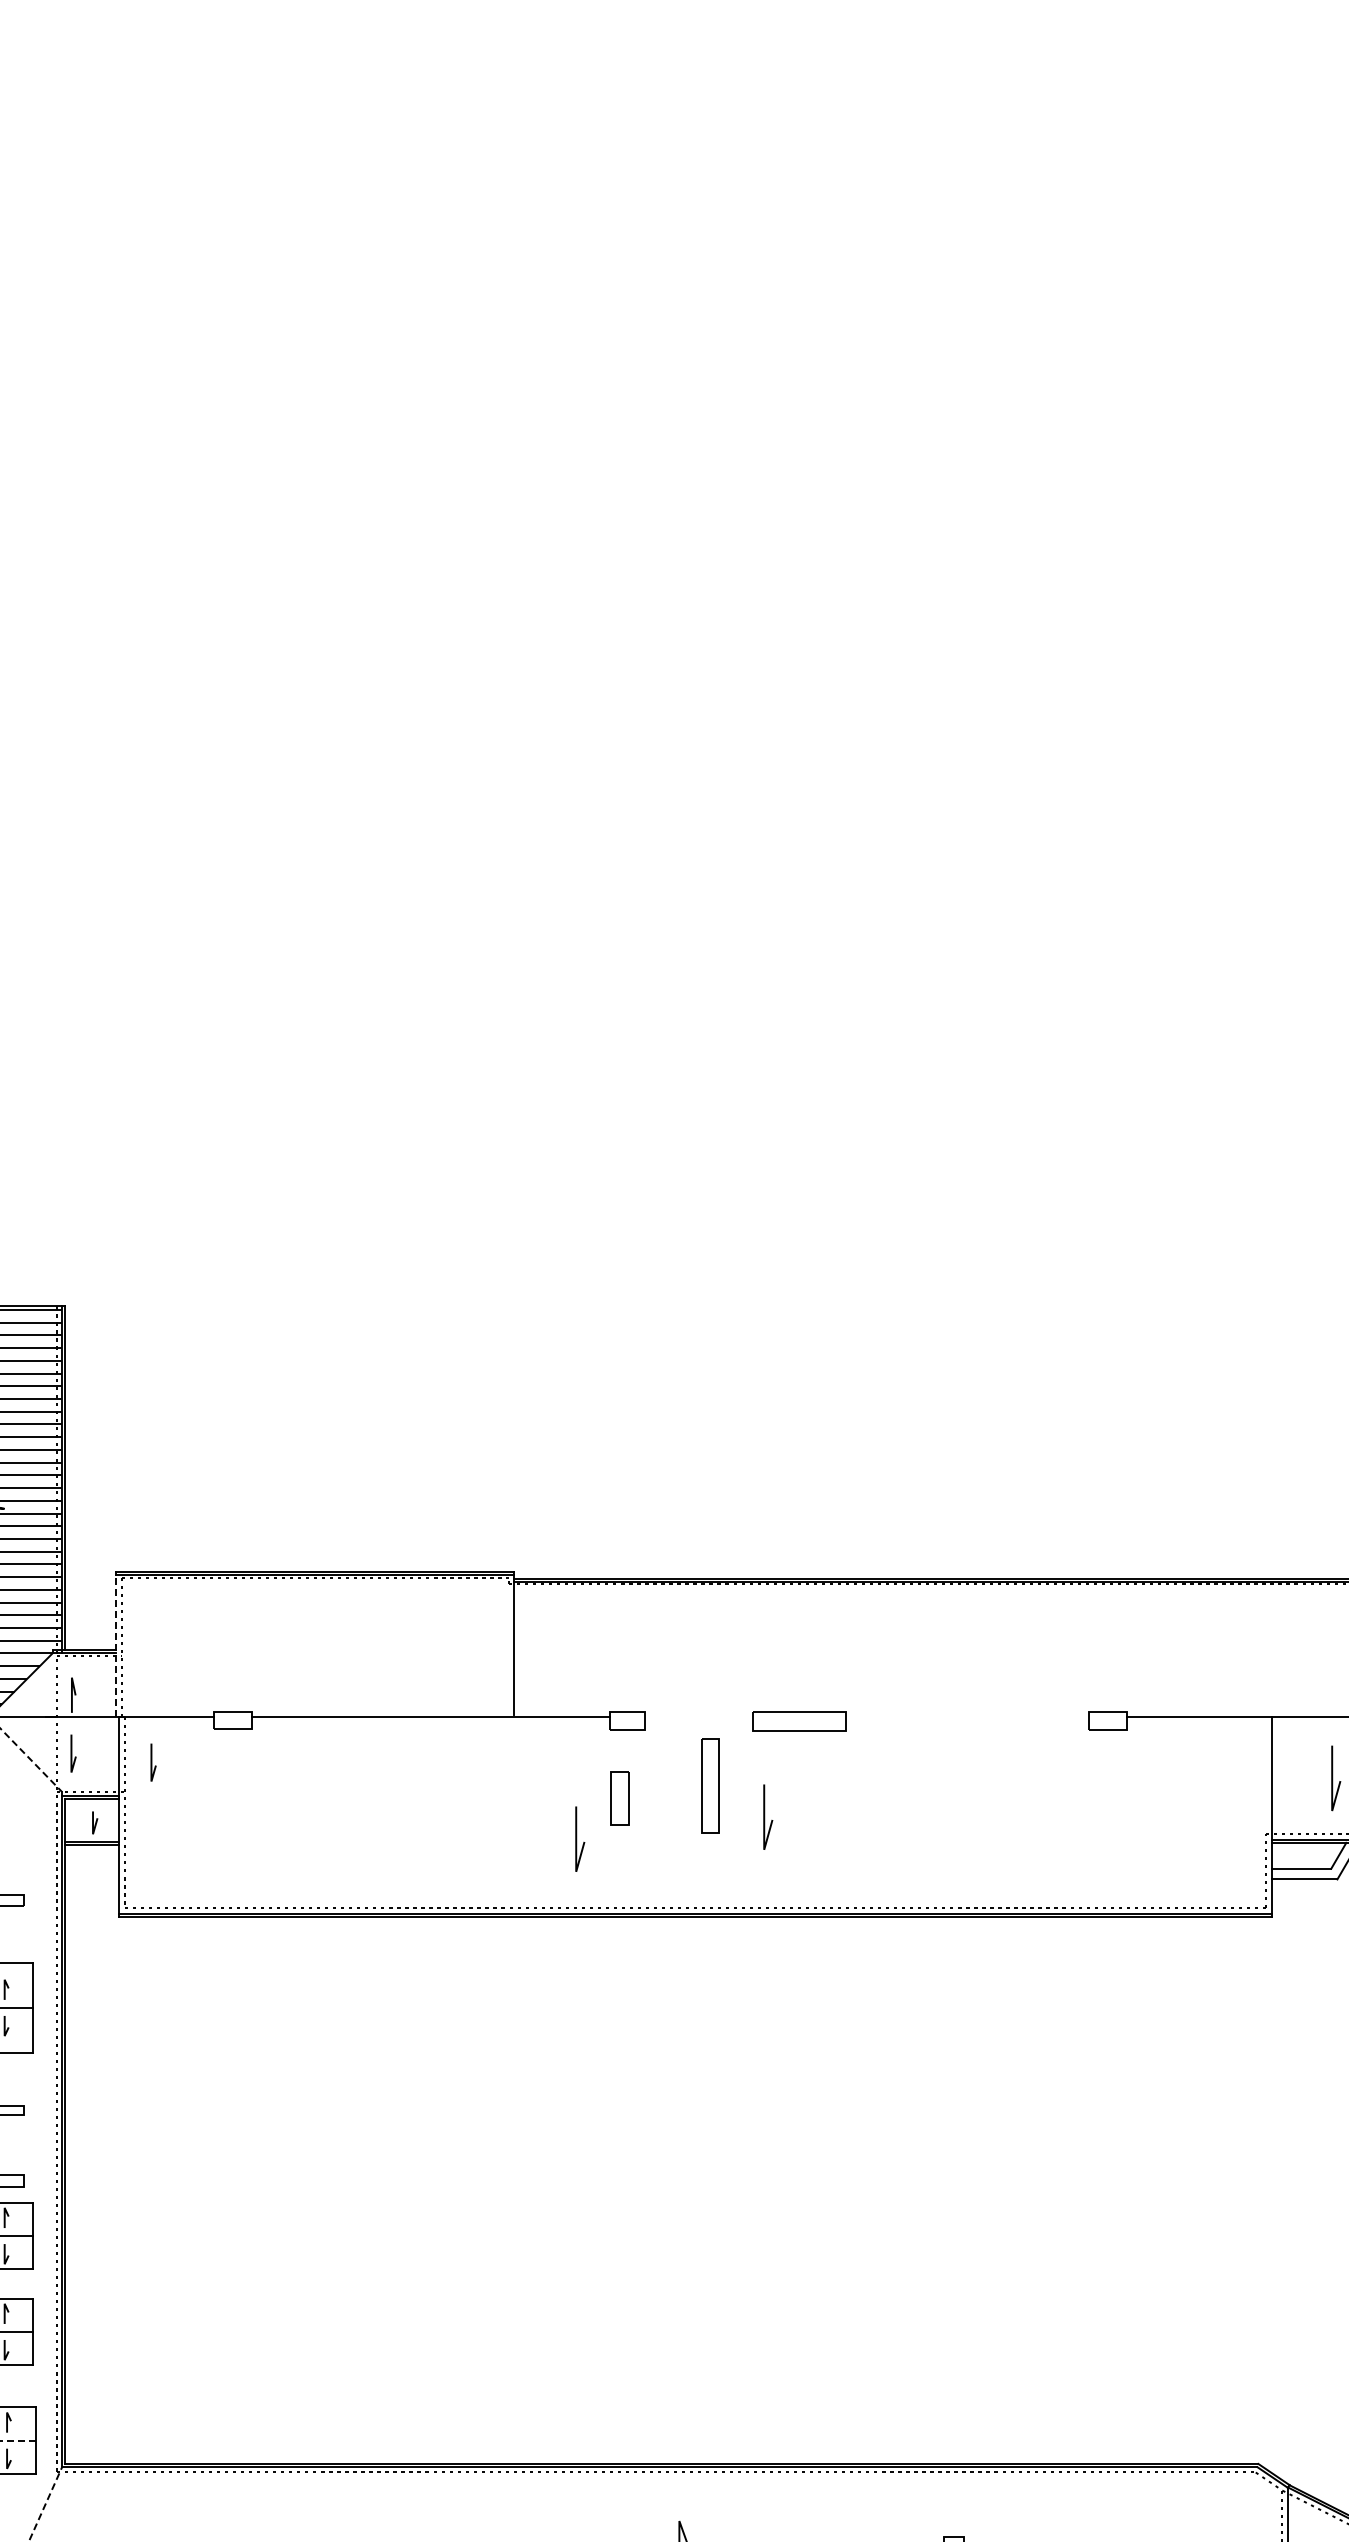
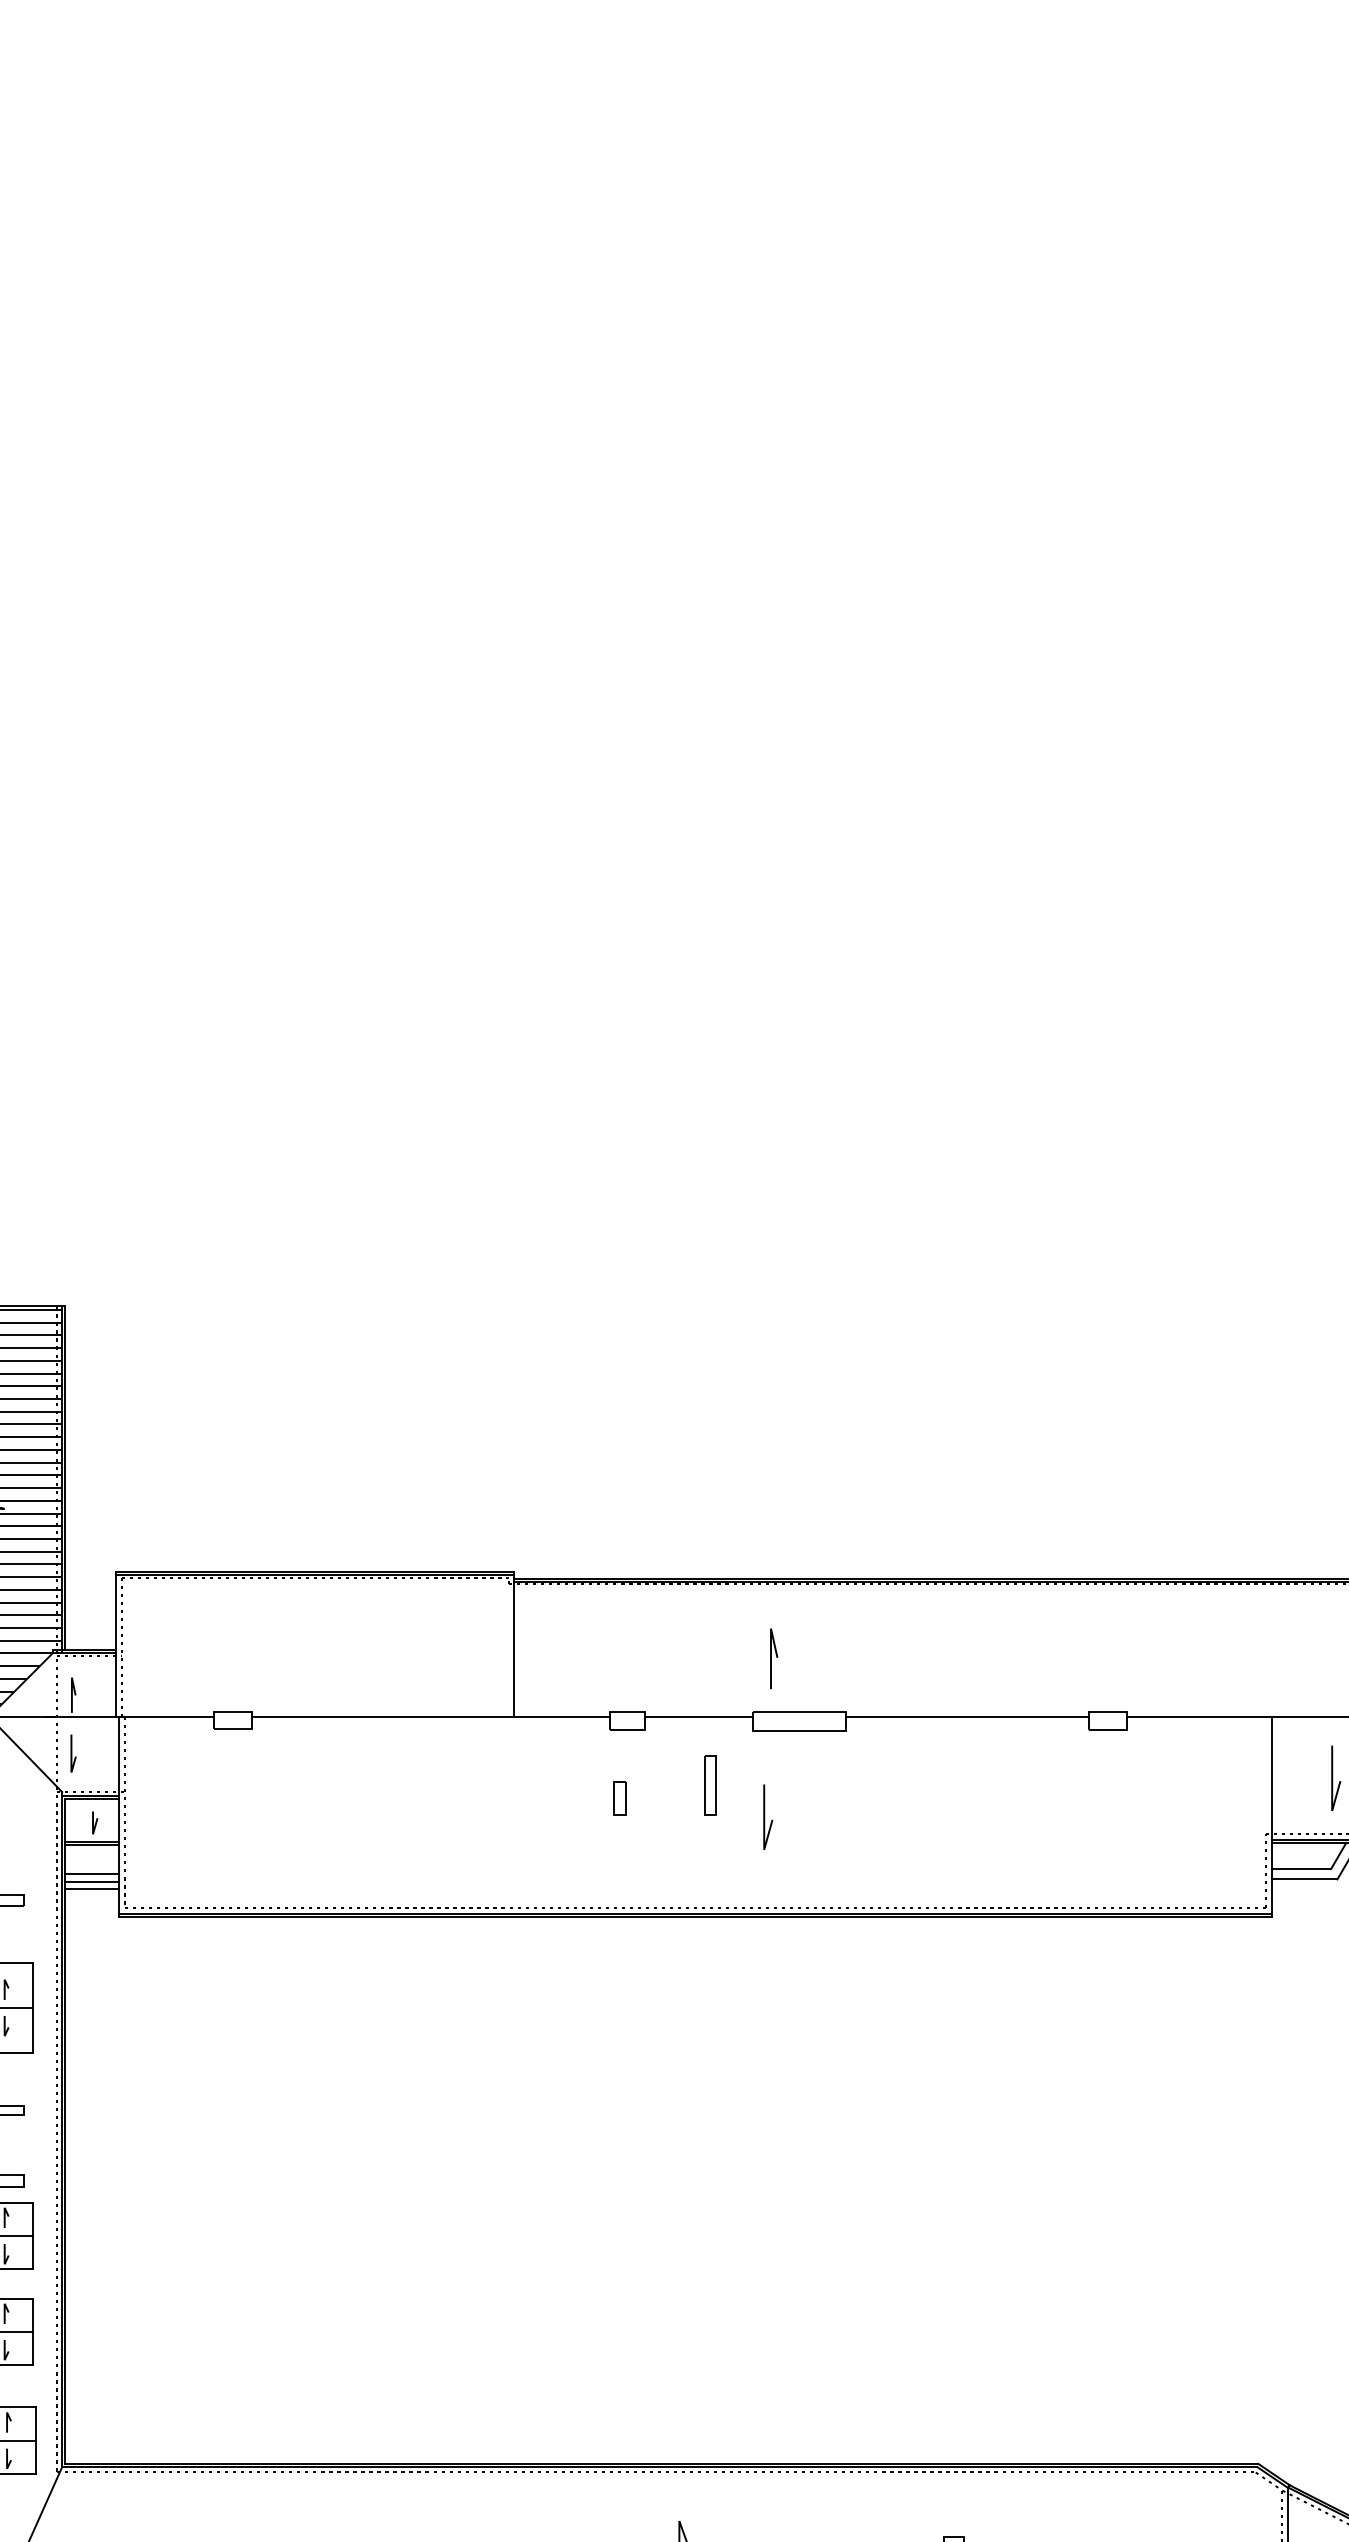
line: dashed -> solid (116, 1646)
line: none -> present (776, 1657)
line: none -> present (698, 1717)
line: none -> present (966, 1717)
line: dashed -> solid (31, 1760)
line: present -> none (152, 1762)
part size: 19x96 px -> 13x61 px (710, 1785)
part size: 20x55 px -> 14x35 px (619, 1798)
line: present -> none (577, 1838)
line: none -> present (92, 1874)
line: none -> present (92, 1881)
line: none -> present (92, 1889)
line: dashed -> solid (17, 2440)
line: dashed -> solid (45, 2504)
